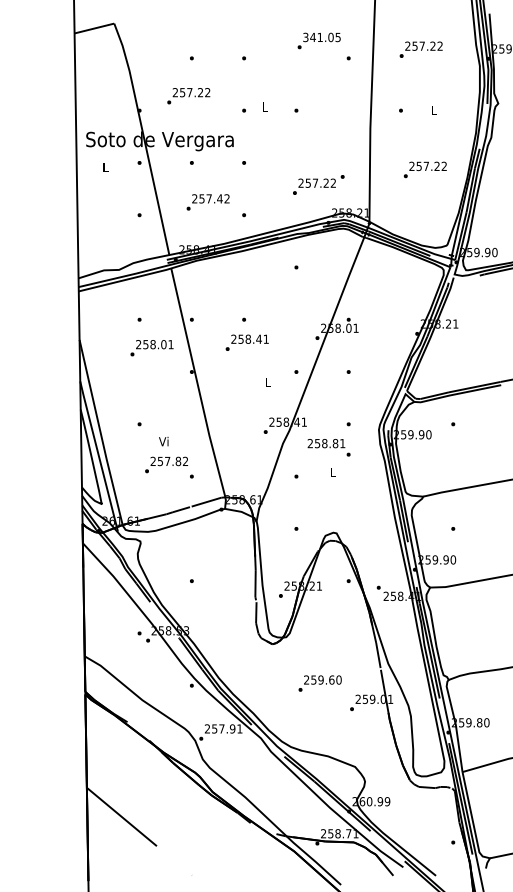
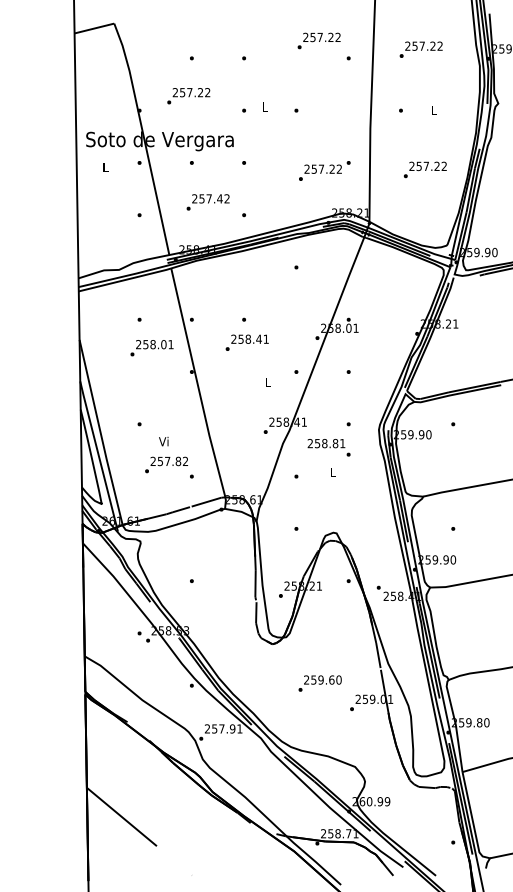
text: 341.05 -> 257.22 (321, 37)
text position: (318, 184) -> (324, 170) (324, 170)
